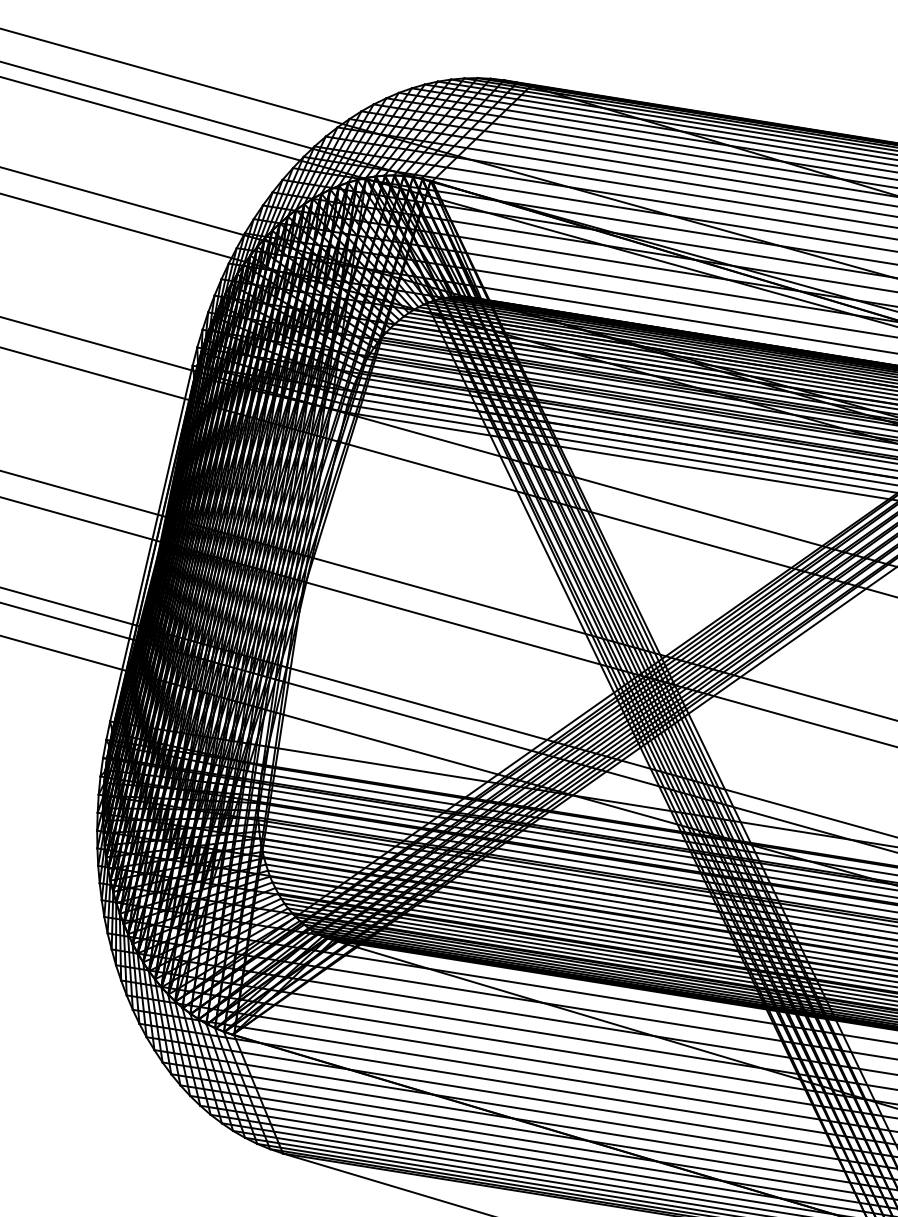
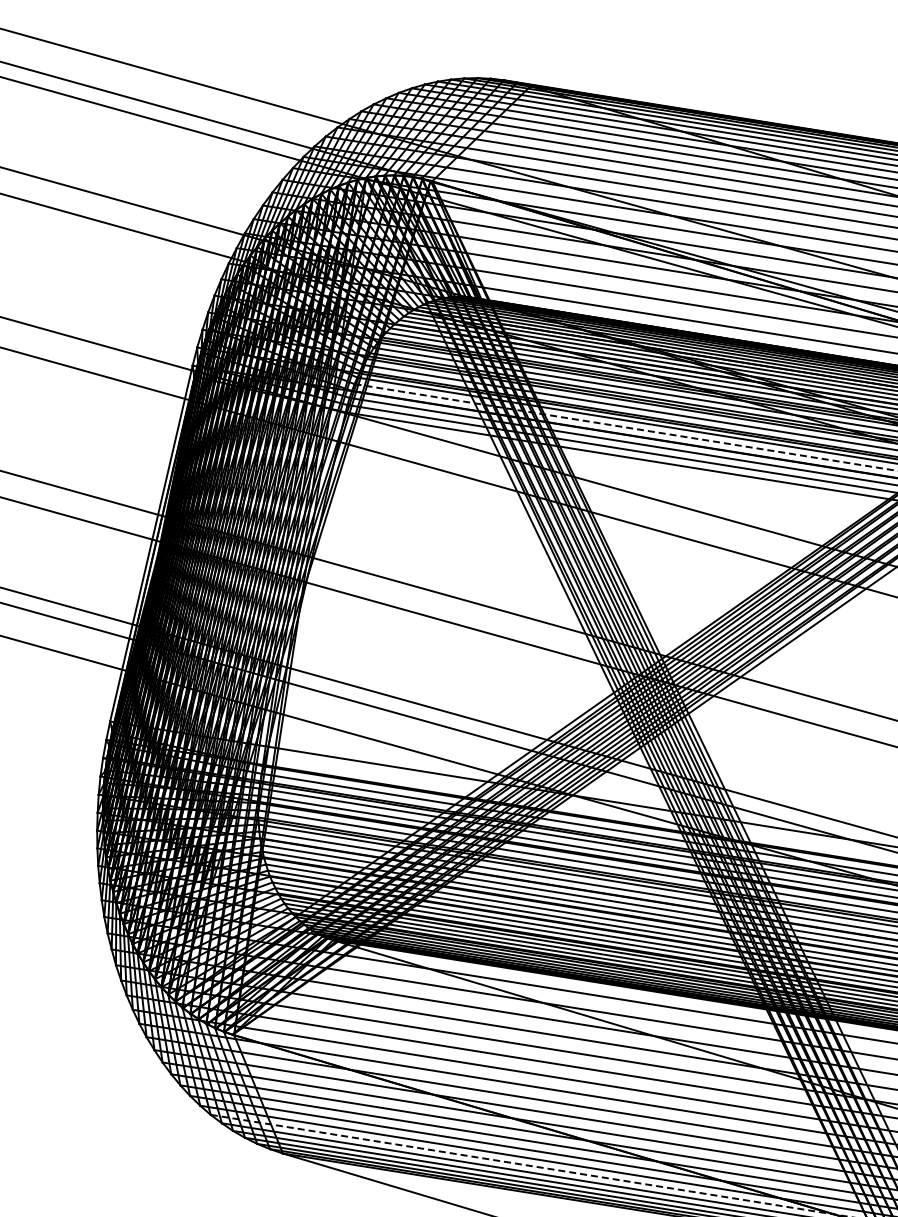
line: solid -> dashed (625, 427)
line: solid -> dashed (530, 1165)
